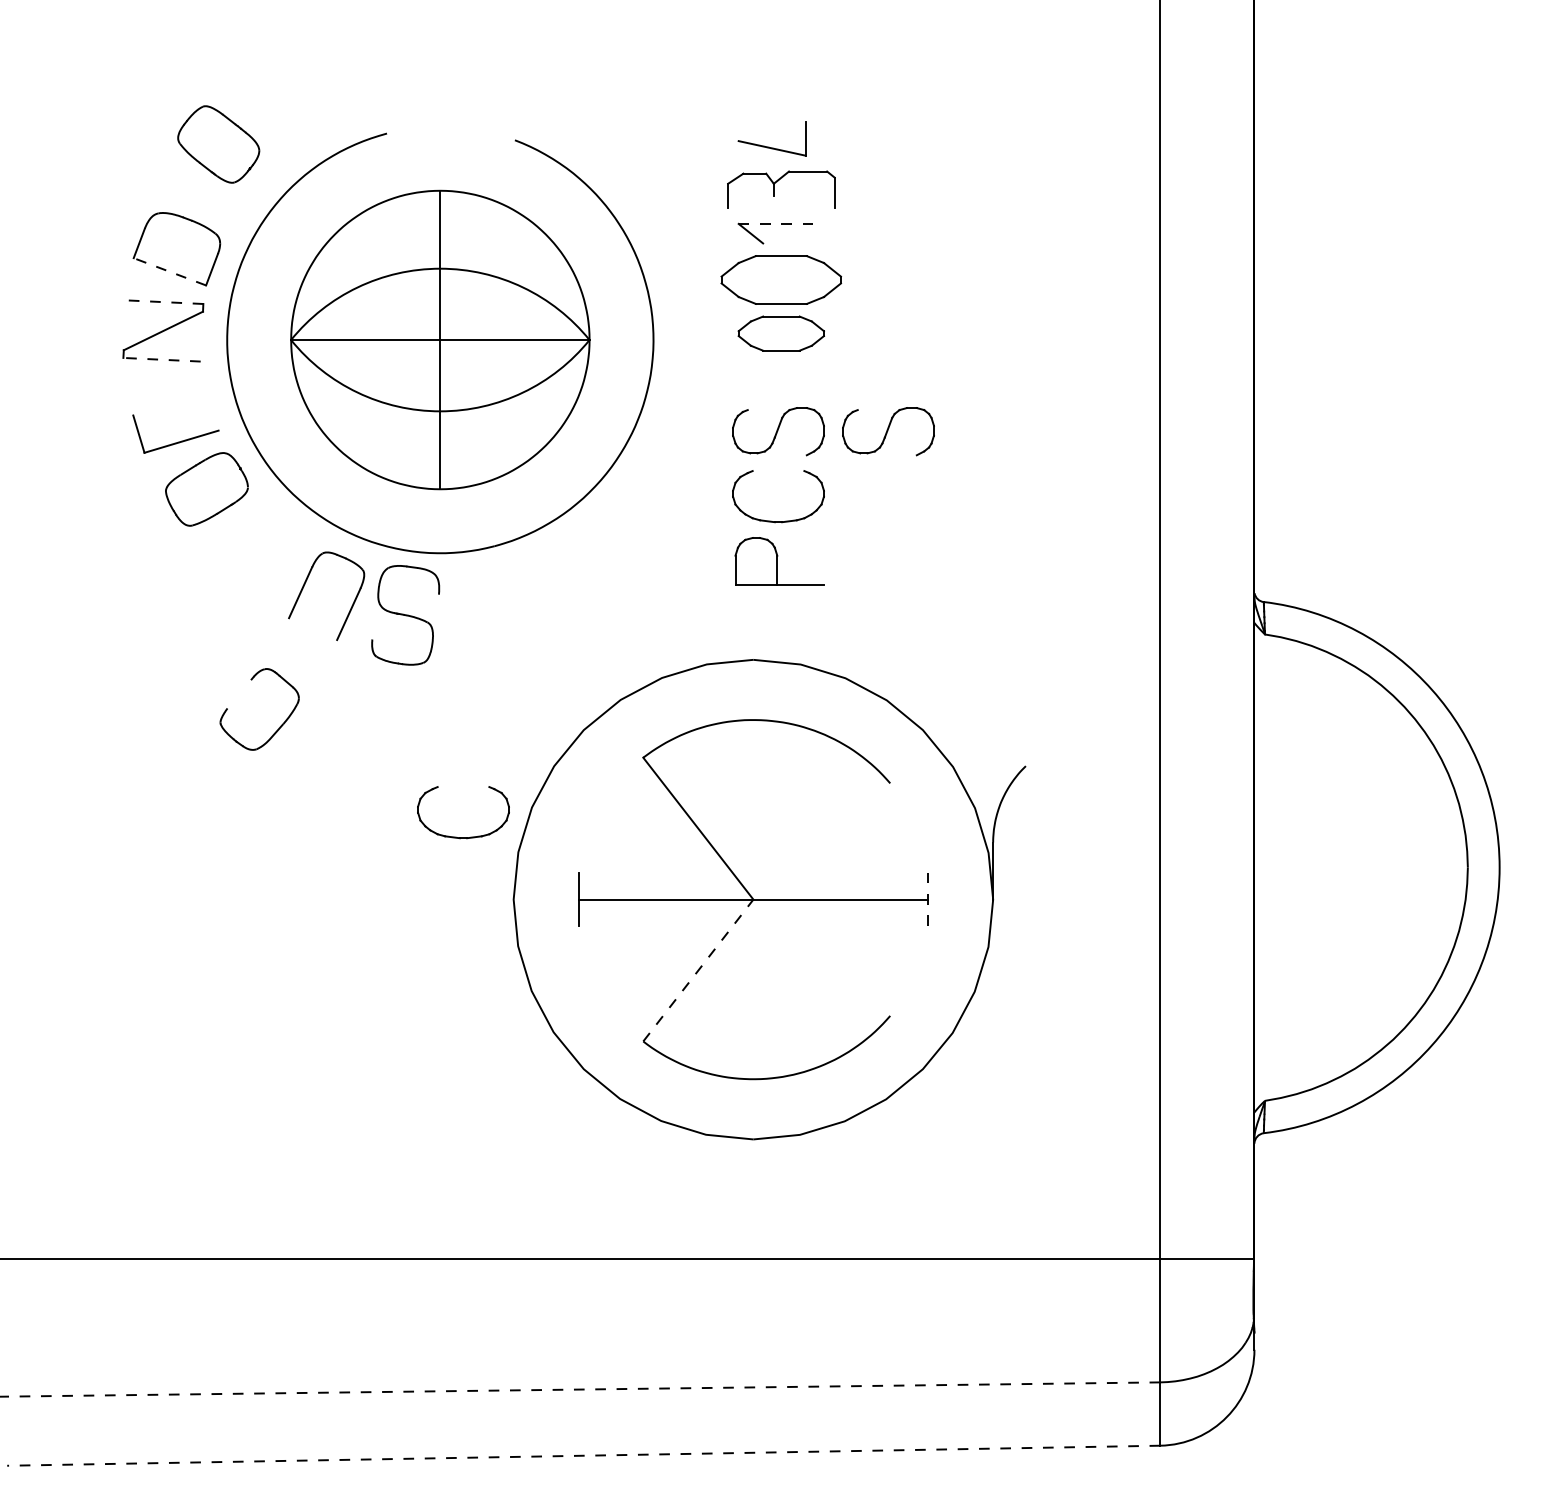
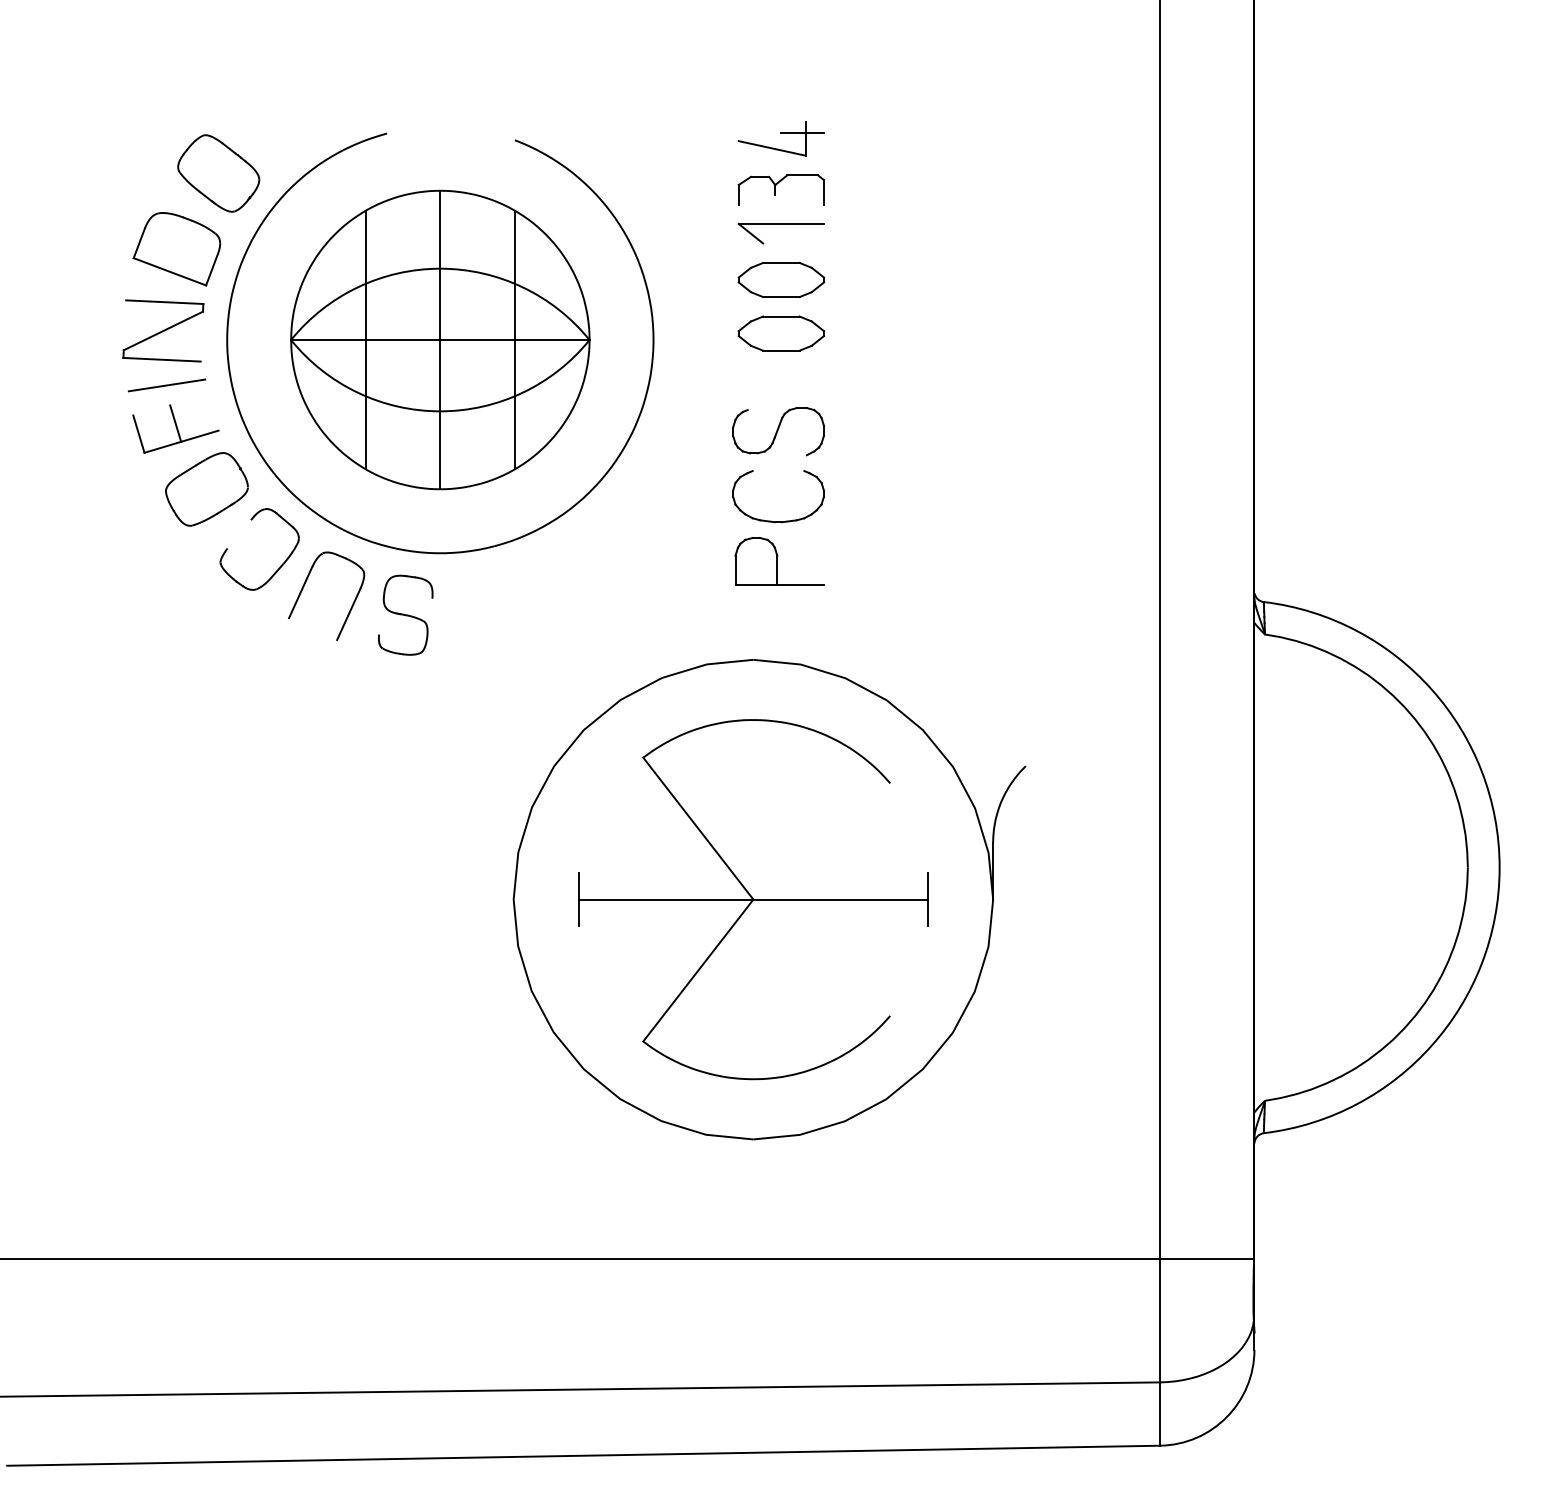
line: none -> present (802, 133)
part position: (218, 144) -> (218, 173) (218, 173)
part size: 109x39 px -> 88x32 px (780, 189)
line: dashed -> solid (781, 223)
line: dashed -> solid (169, 271)
part size: 123x50 px -> 89x38 px (781, 279)
line: dashed -> solid (164, 302)
line: none -> present (365, 339)
line: none -> present (514, 339)
line: dashed -> solid (162, 359)
line: none -> present (166, 385)
line: none -> present (175, 423)
part: present -> none (888, 431)
part size: 70x101 px -> 56x82 px (405, 614)
part position: (279, 726) -> (279, 566) (279, 566)
part: present -> none (456, 836)
line: dashed -> solid (927, 899)
line: dashed -> solid (698, 970)
line: dashed -> solid (580, 1389)
line: dashed -> solid (583, 1455)
